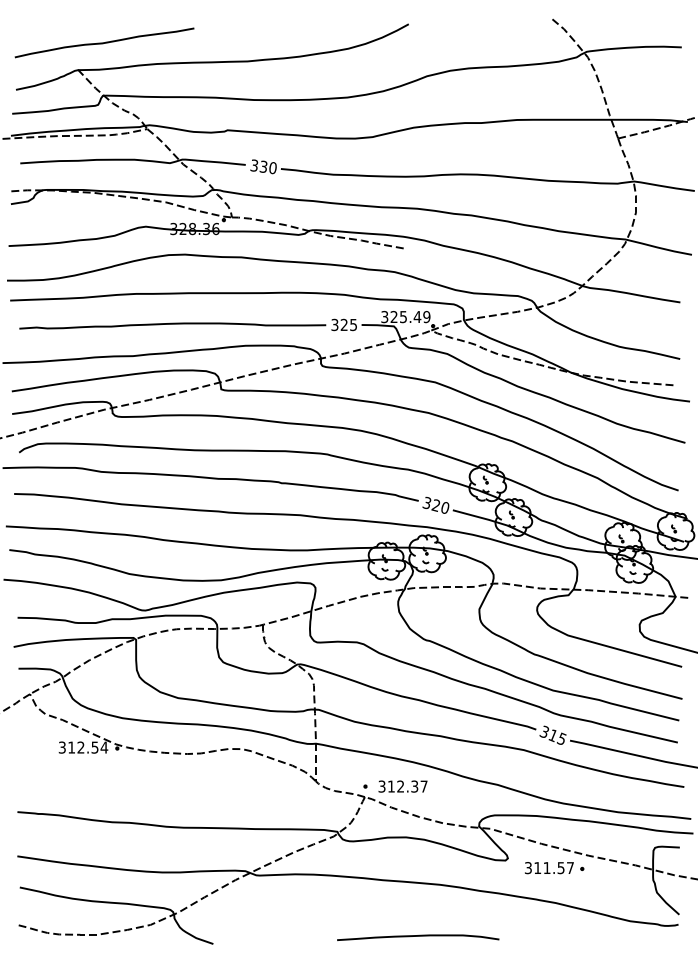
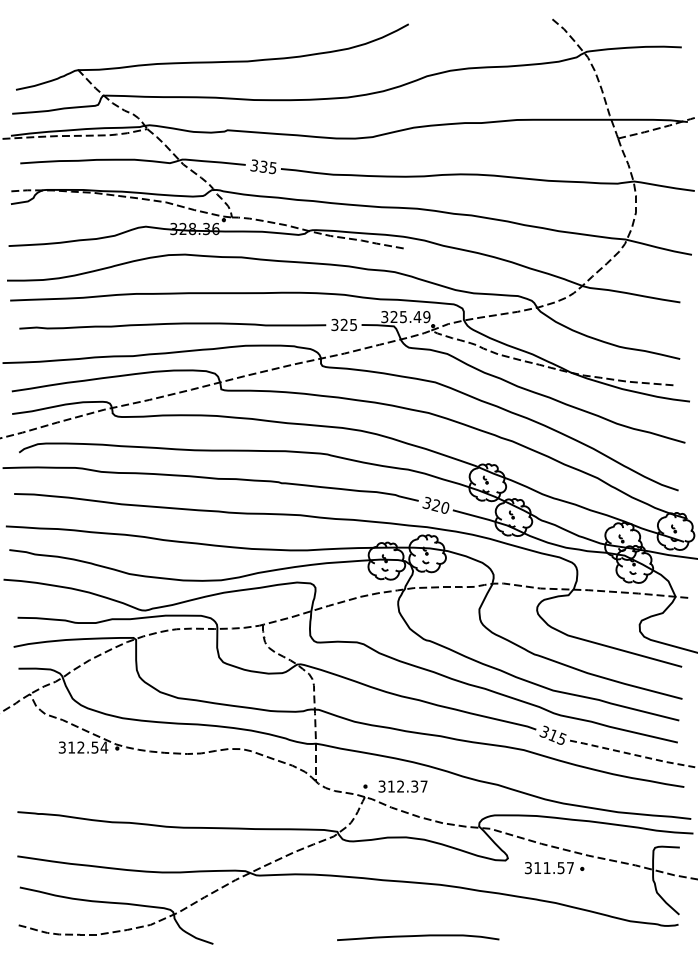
curve: present -> none (104, 42)
text: 330 -> 335 (272, 167)
line: solid -> dashed (633, 754)
